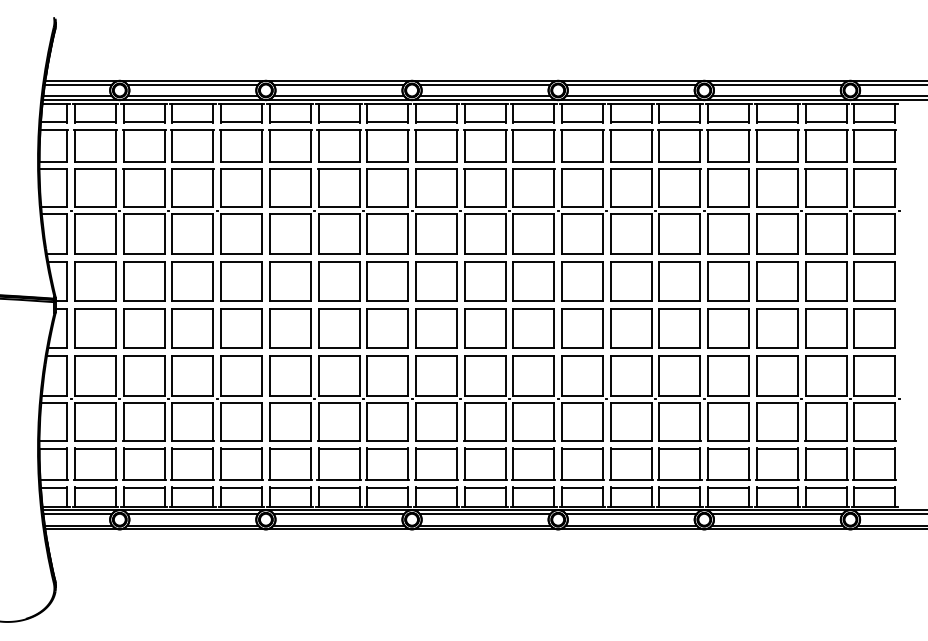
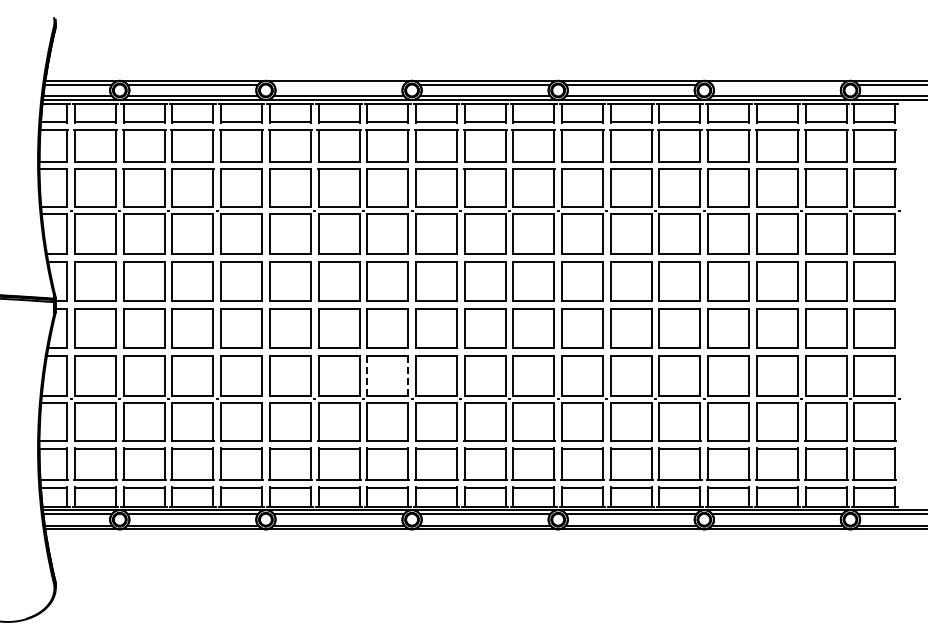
line: present -> none (338, 84)
line: present -> none (777, 84)
line: solid -> dashed (367, 375)
line: solid -> dashed (408, 375)
